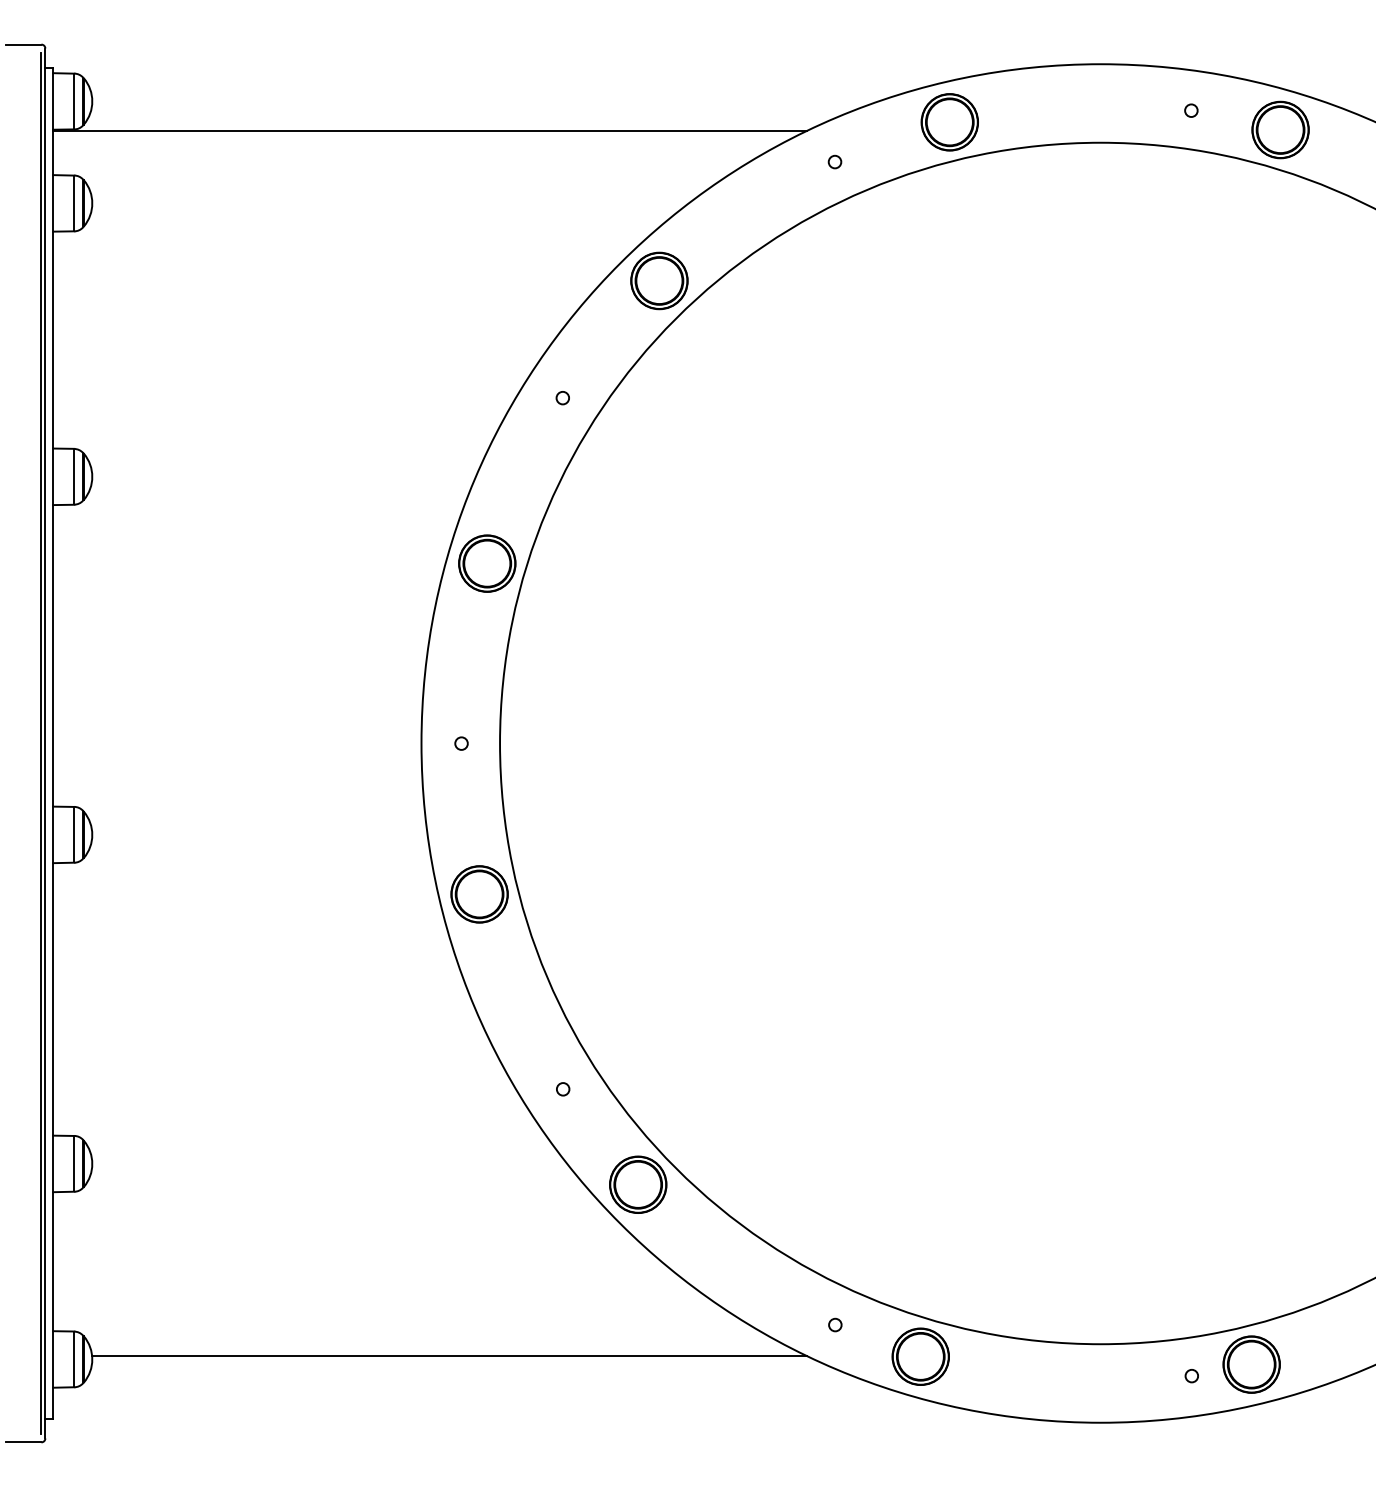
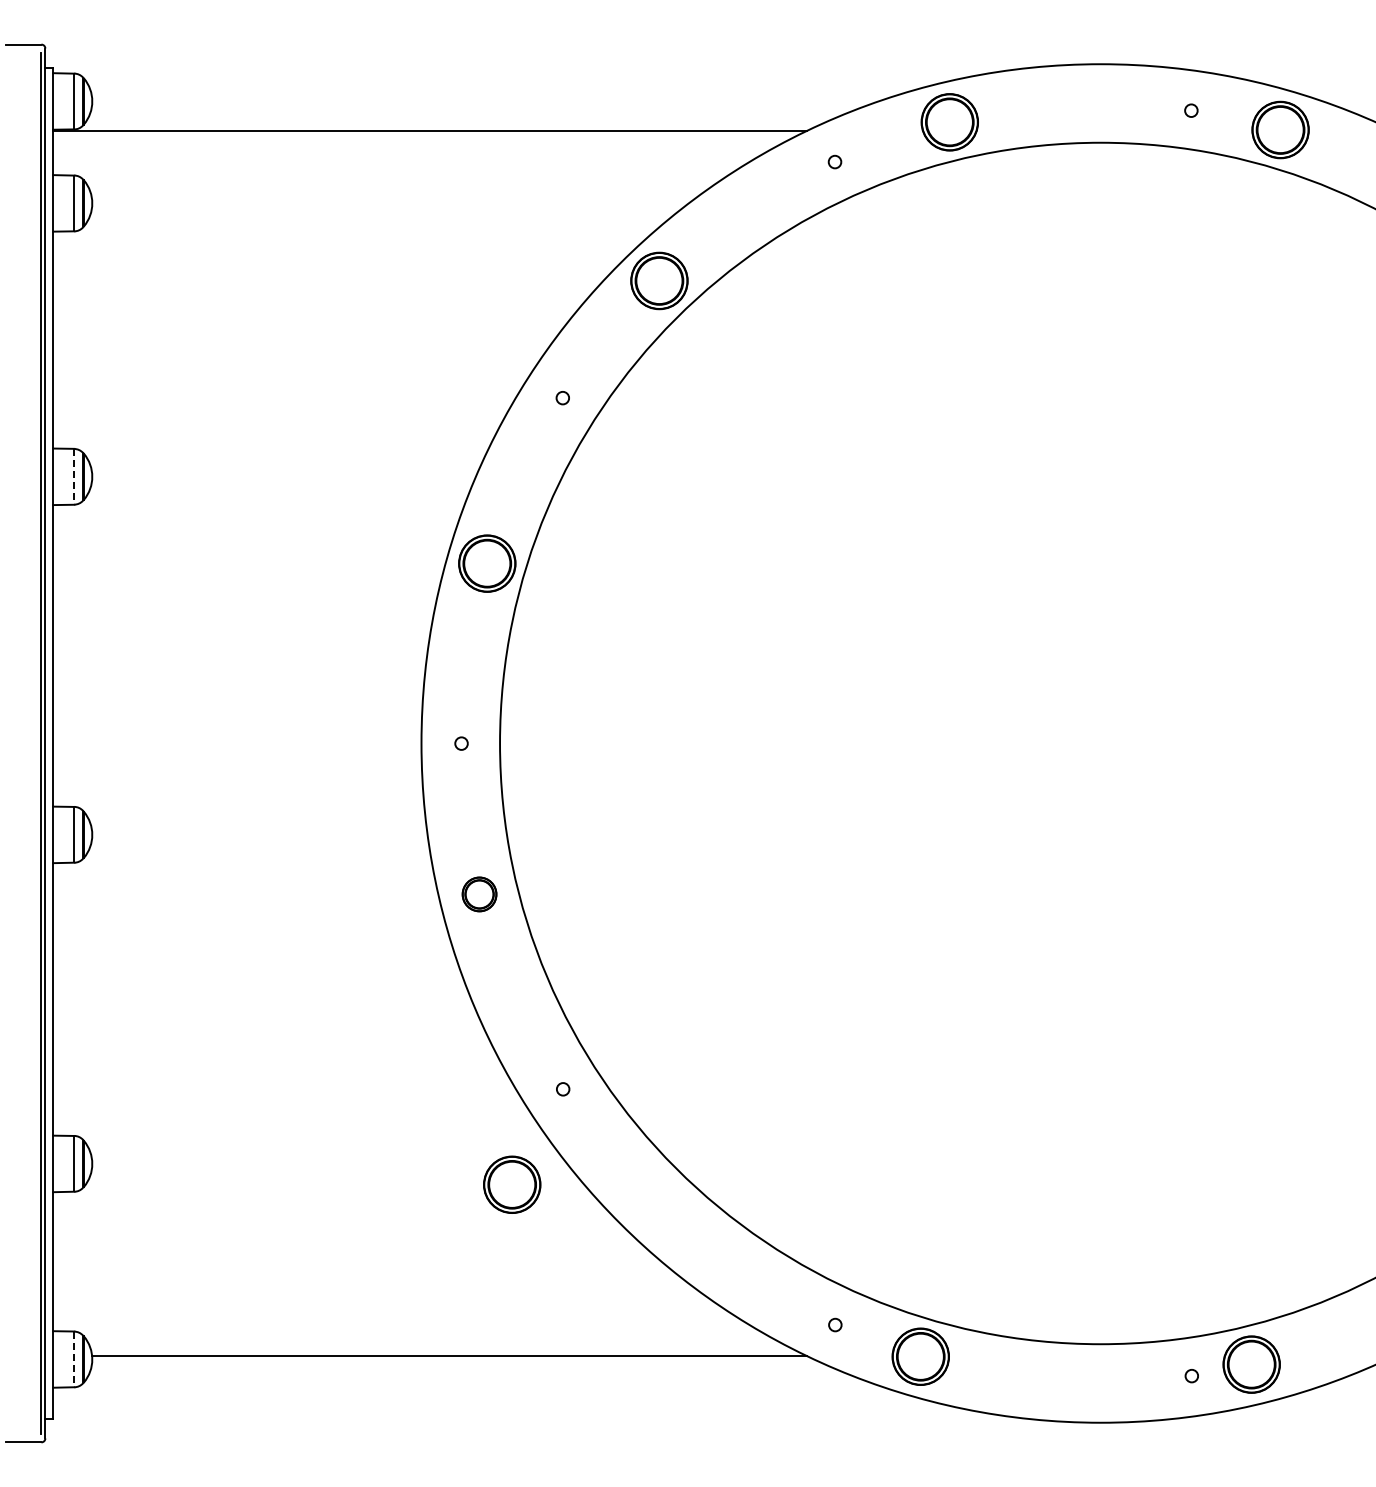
line: solid -> dashed (74, 476)
part size: 59x59 px -> 37x37 px (479, 894)
part position: (638, 1184) -> (512, 1184) (512, 1184)
line: solid -> dashed (74, 1359)
